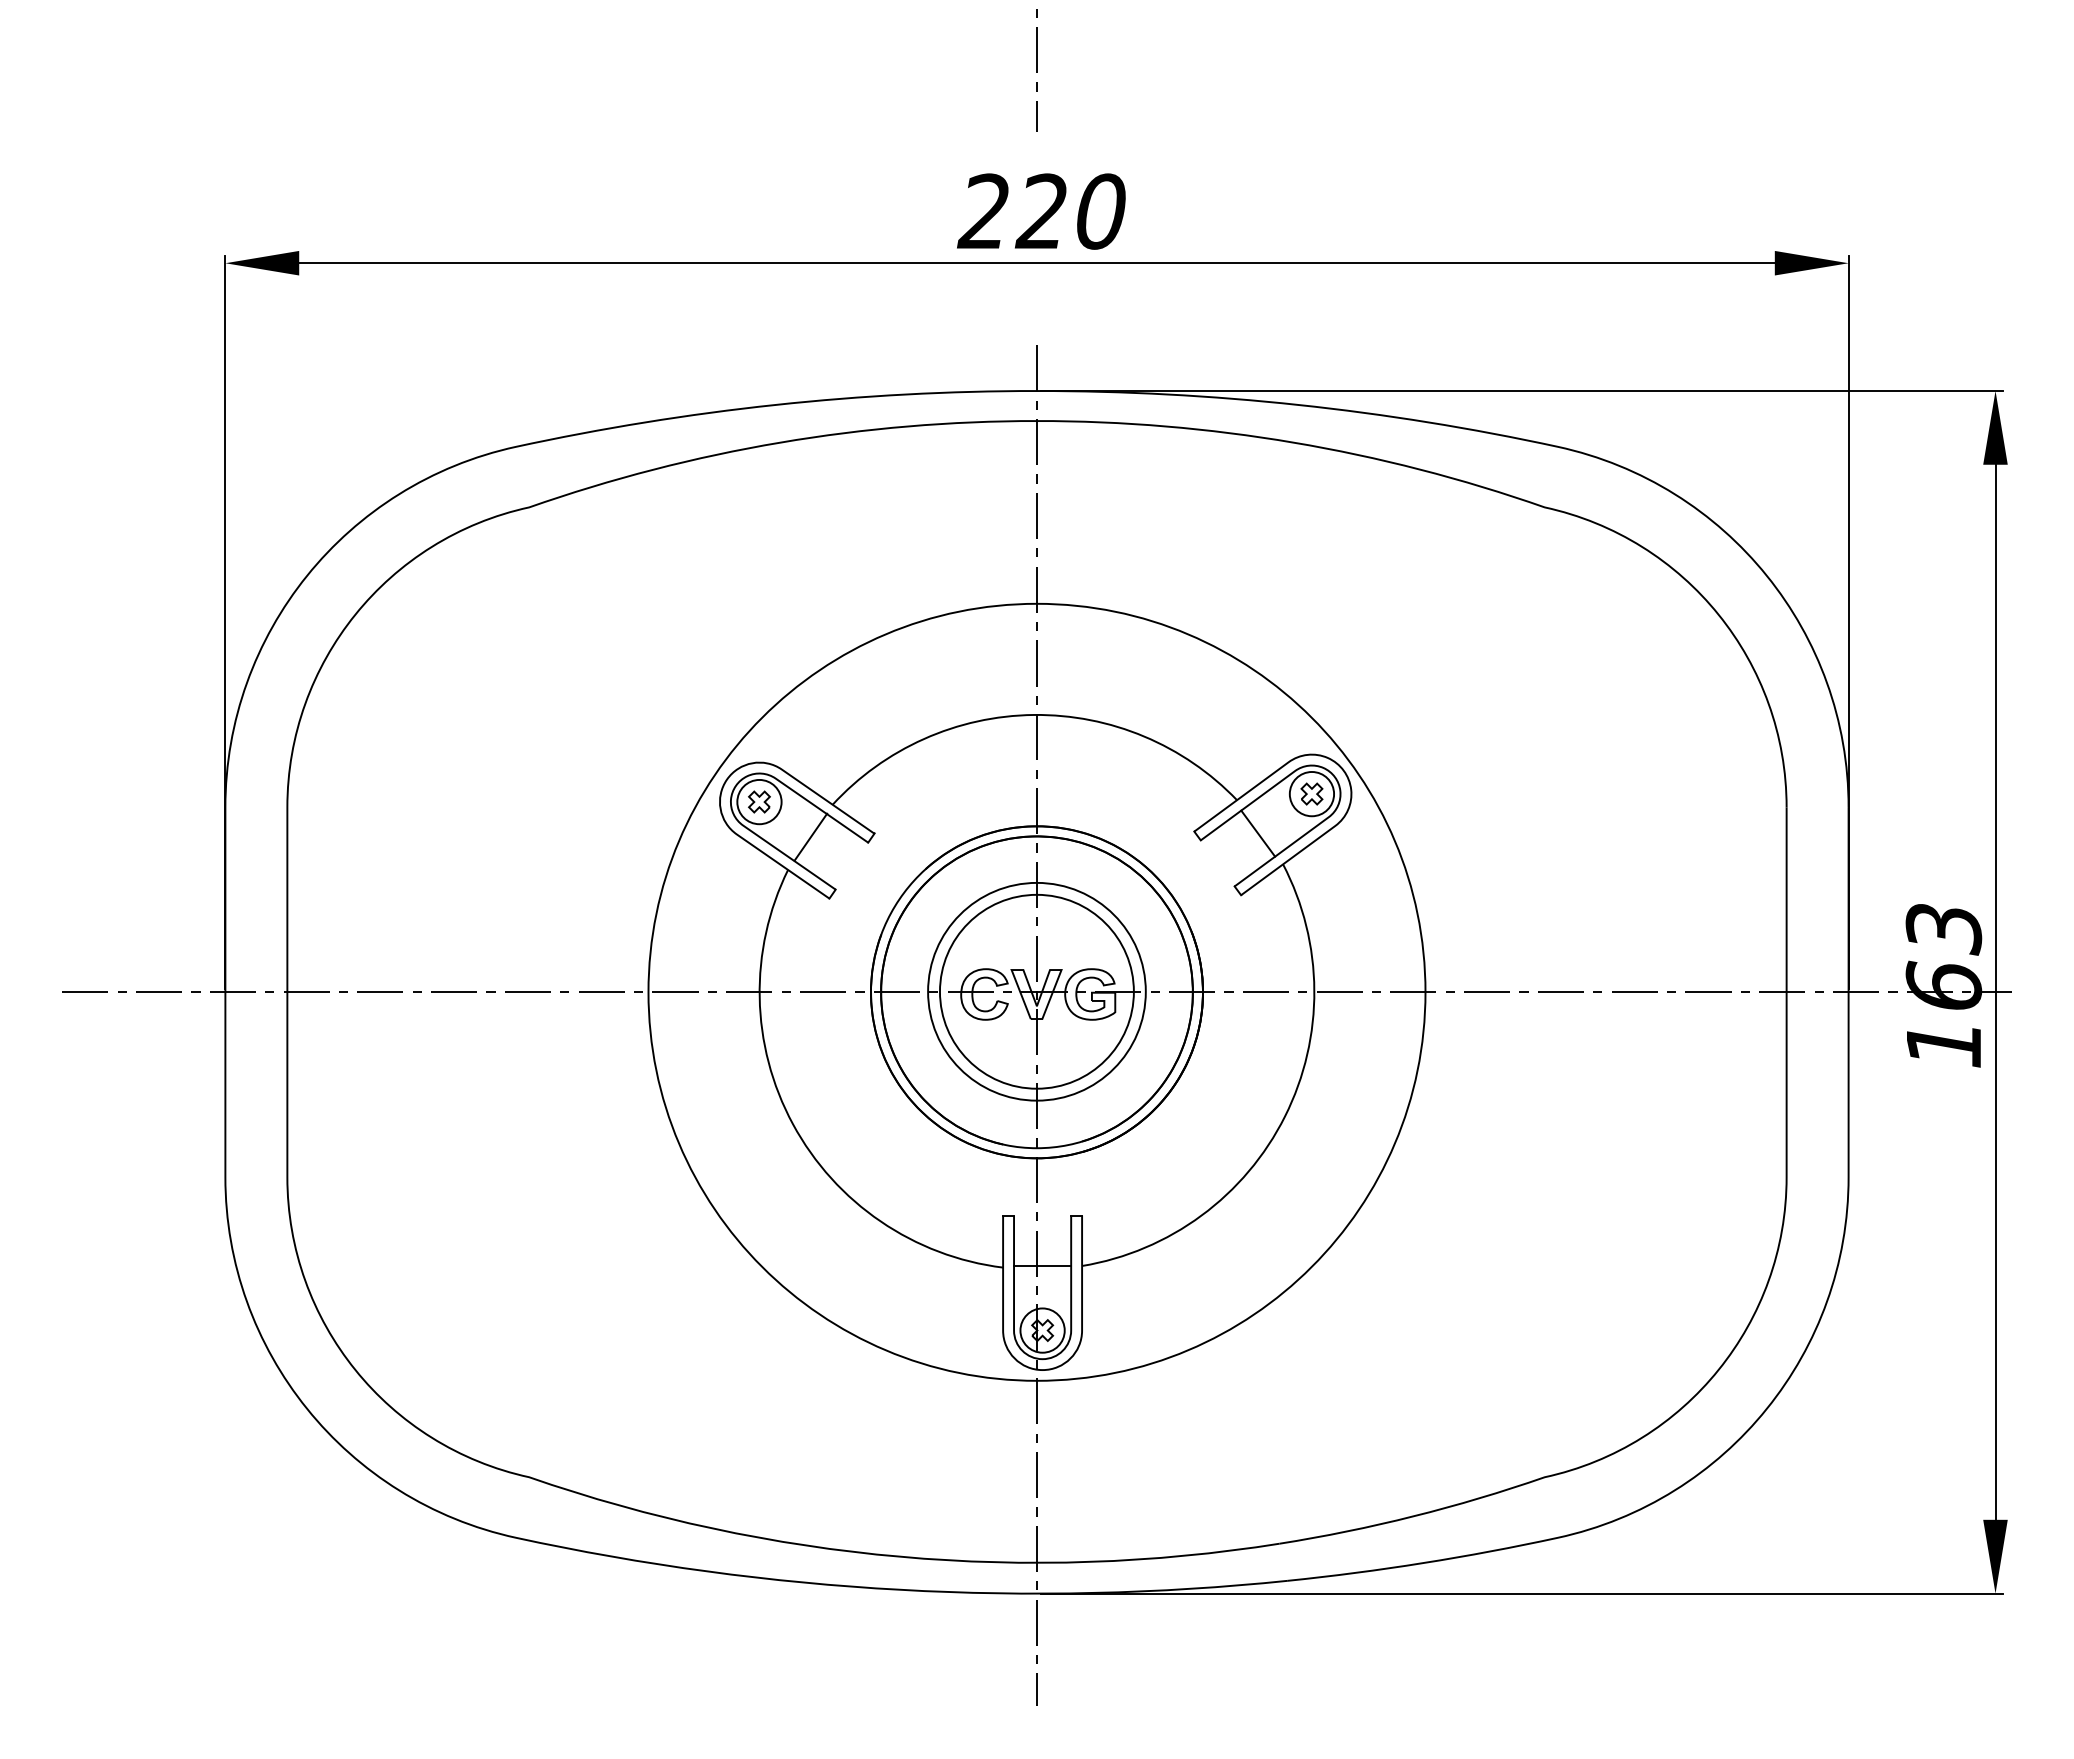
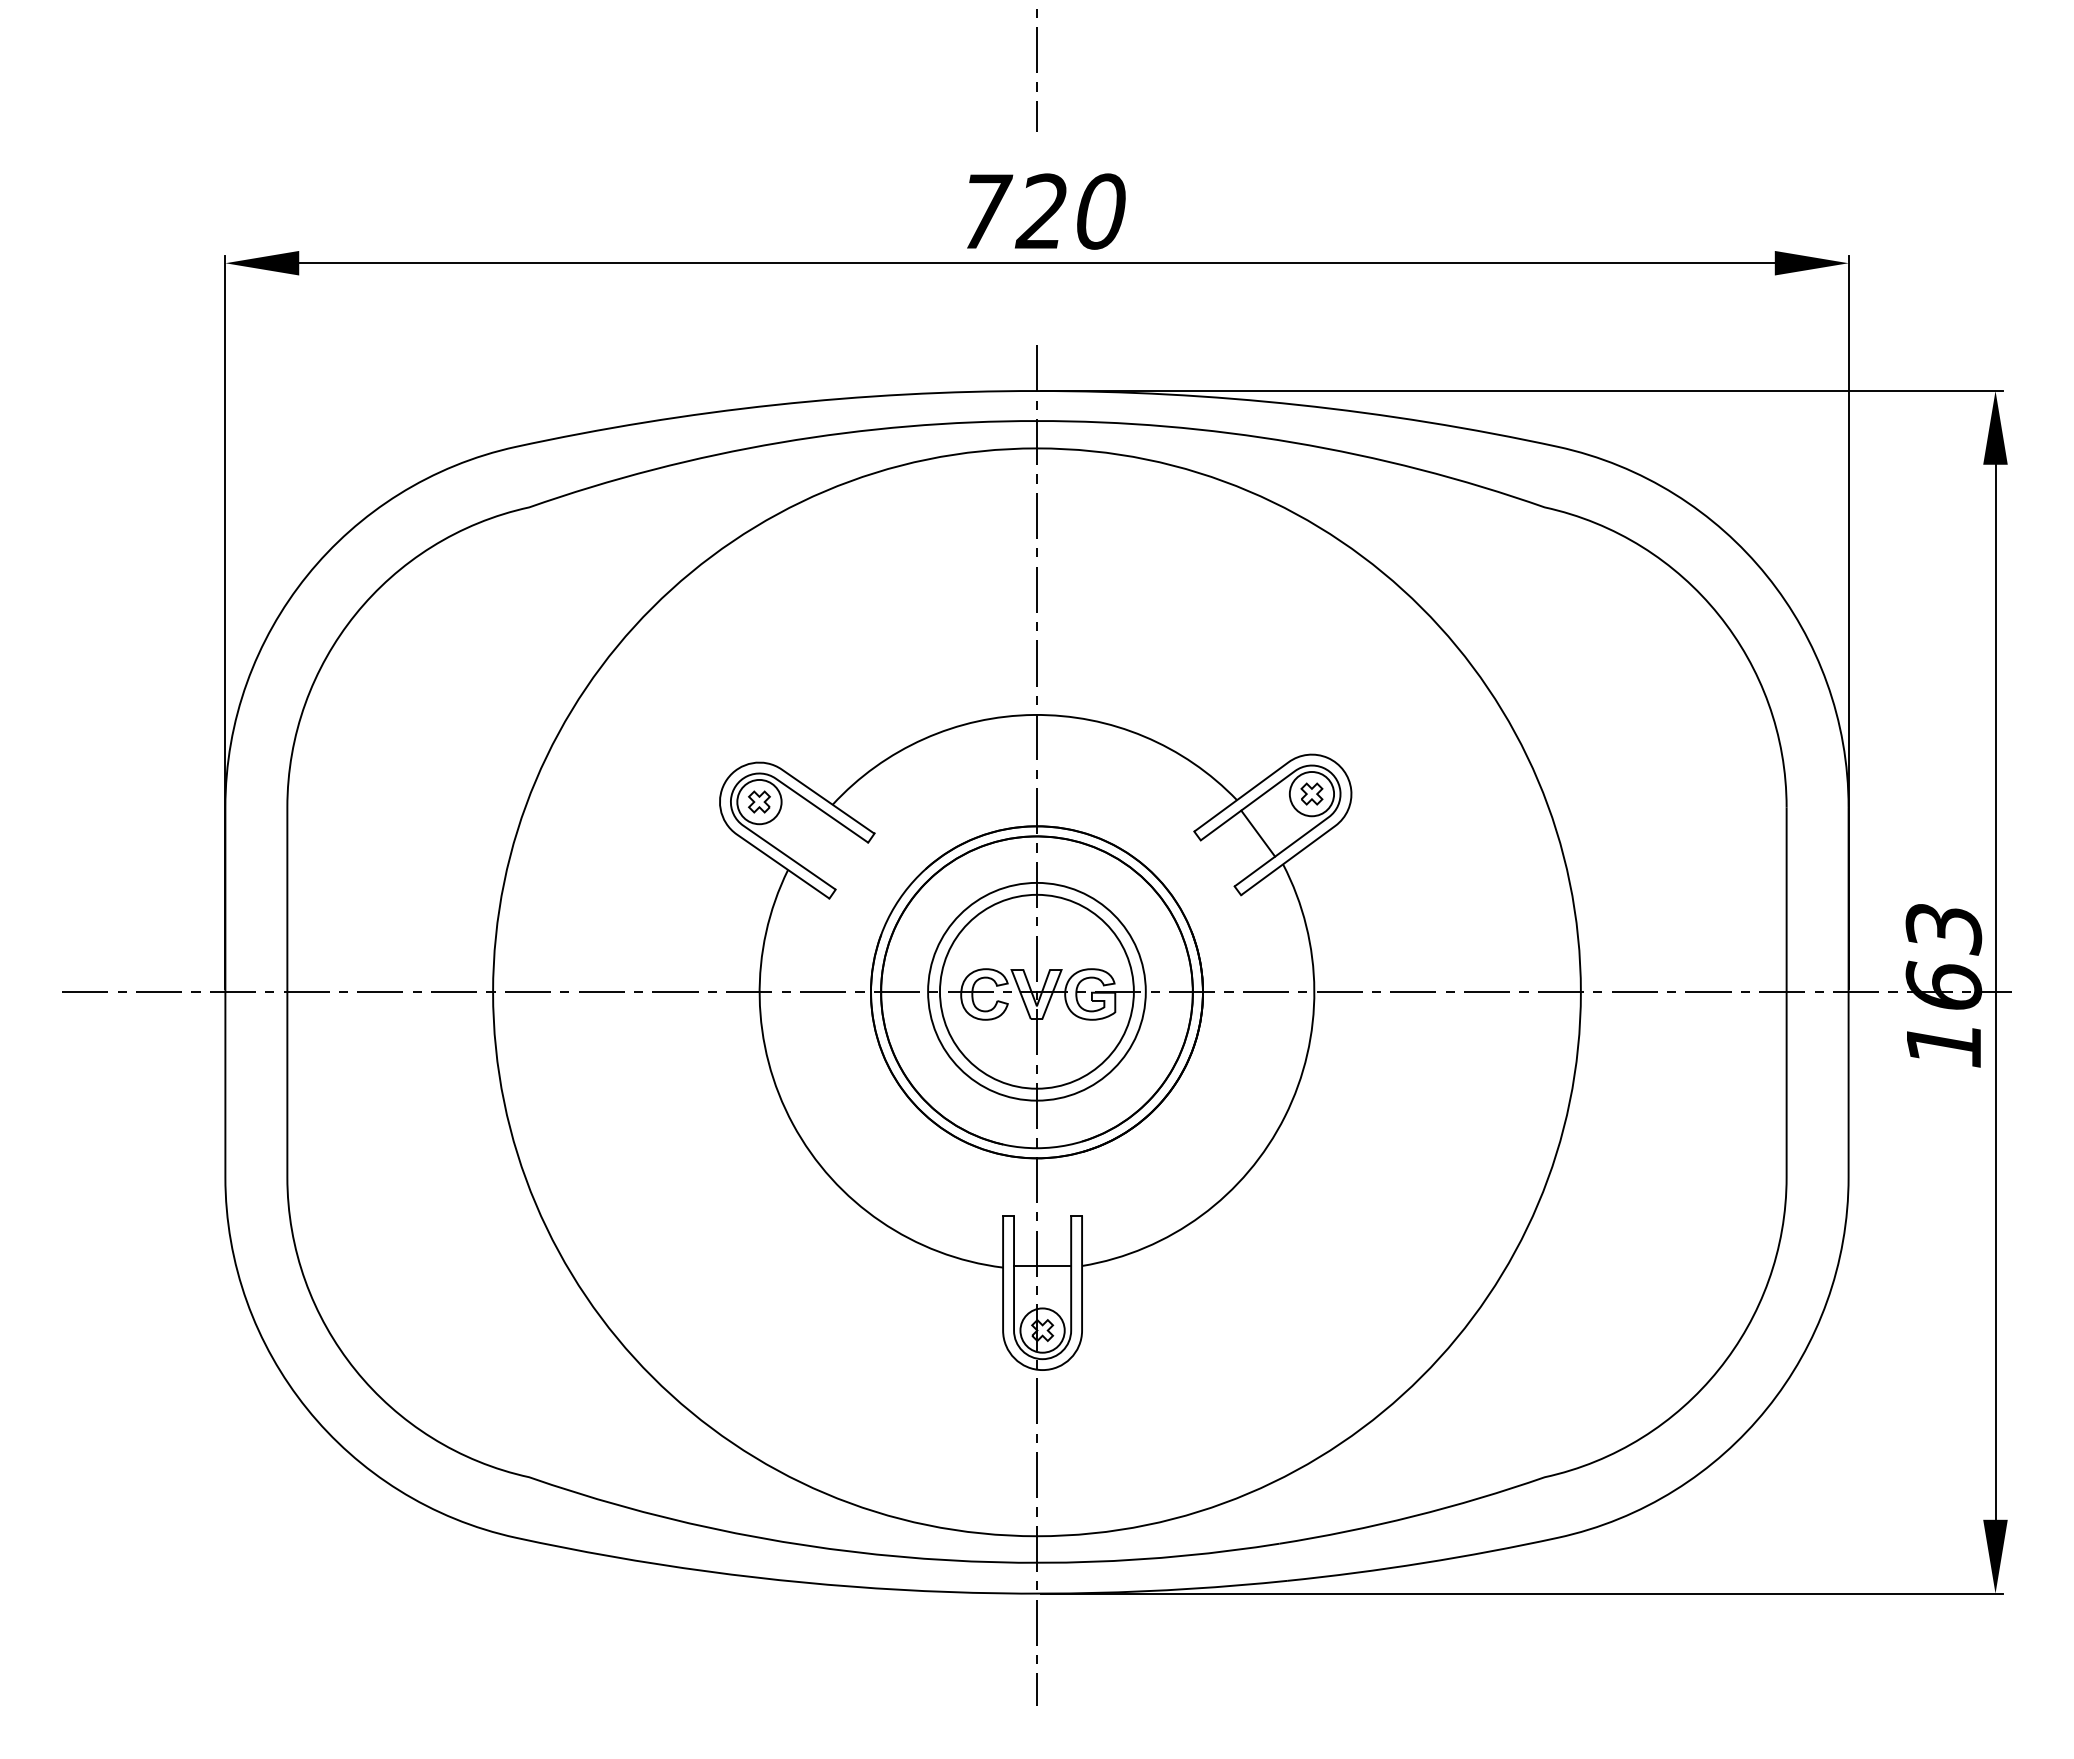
text: 220 -> 720 (985, 210)
line: present -> none (810, 836)
circle diameter: 777 px -> 1088 px (1036, 992)
